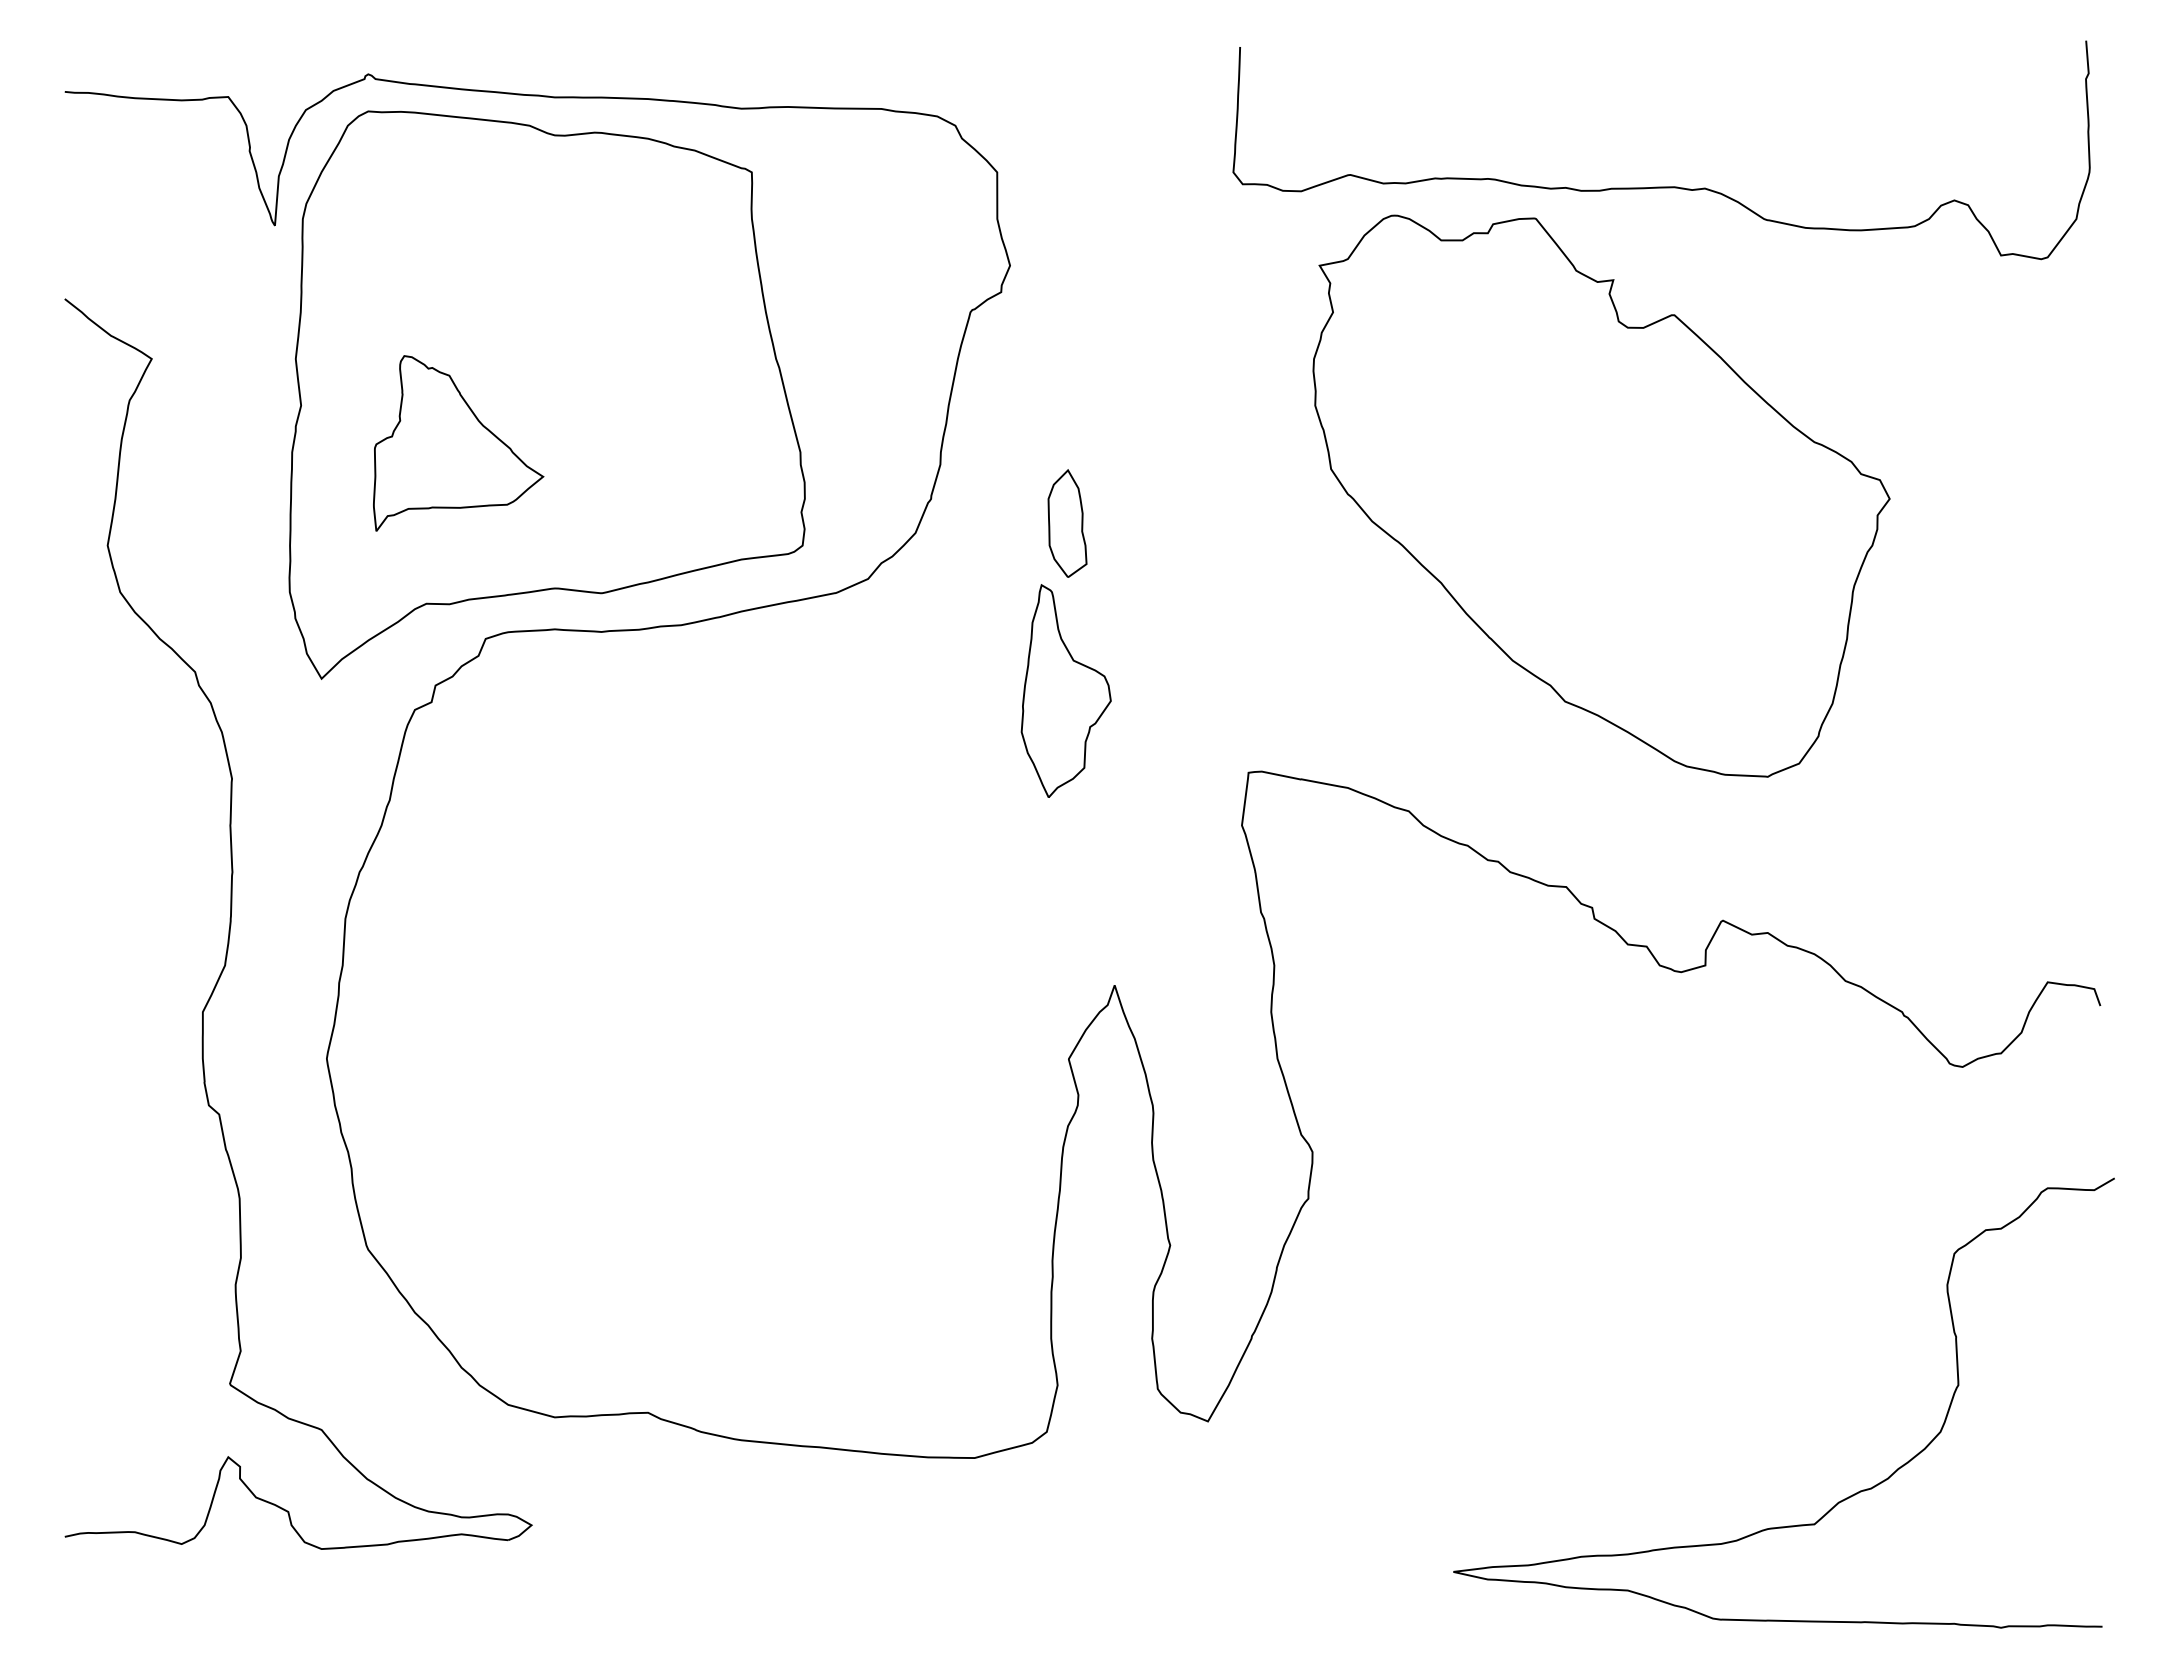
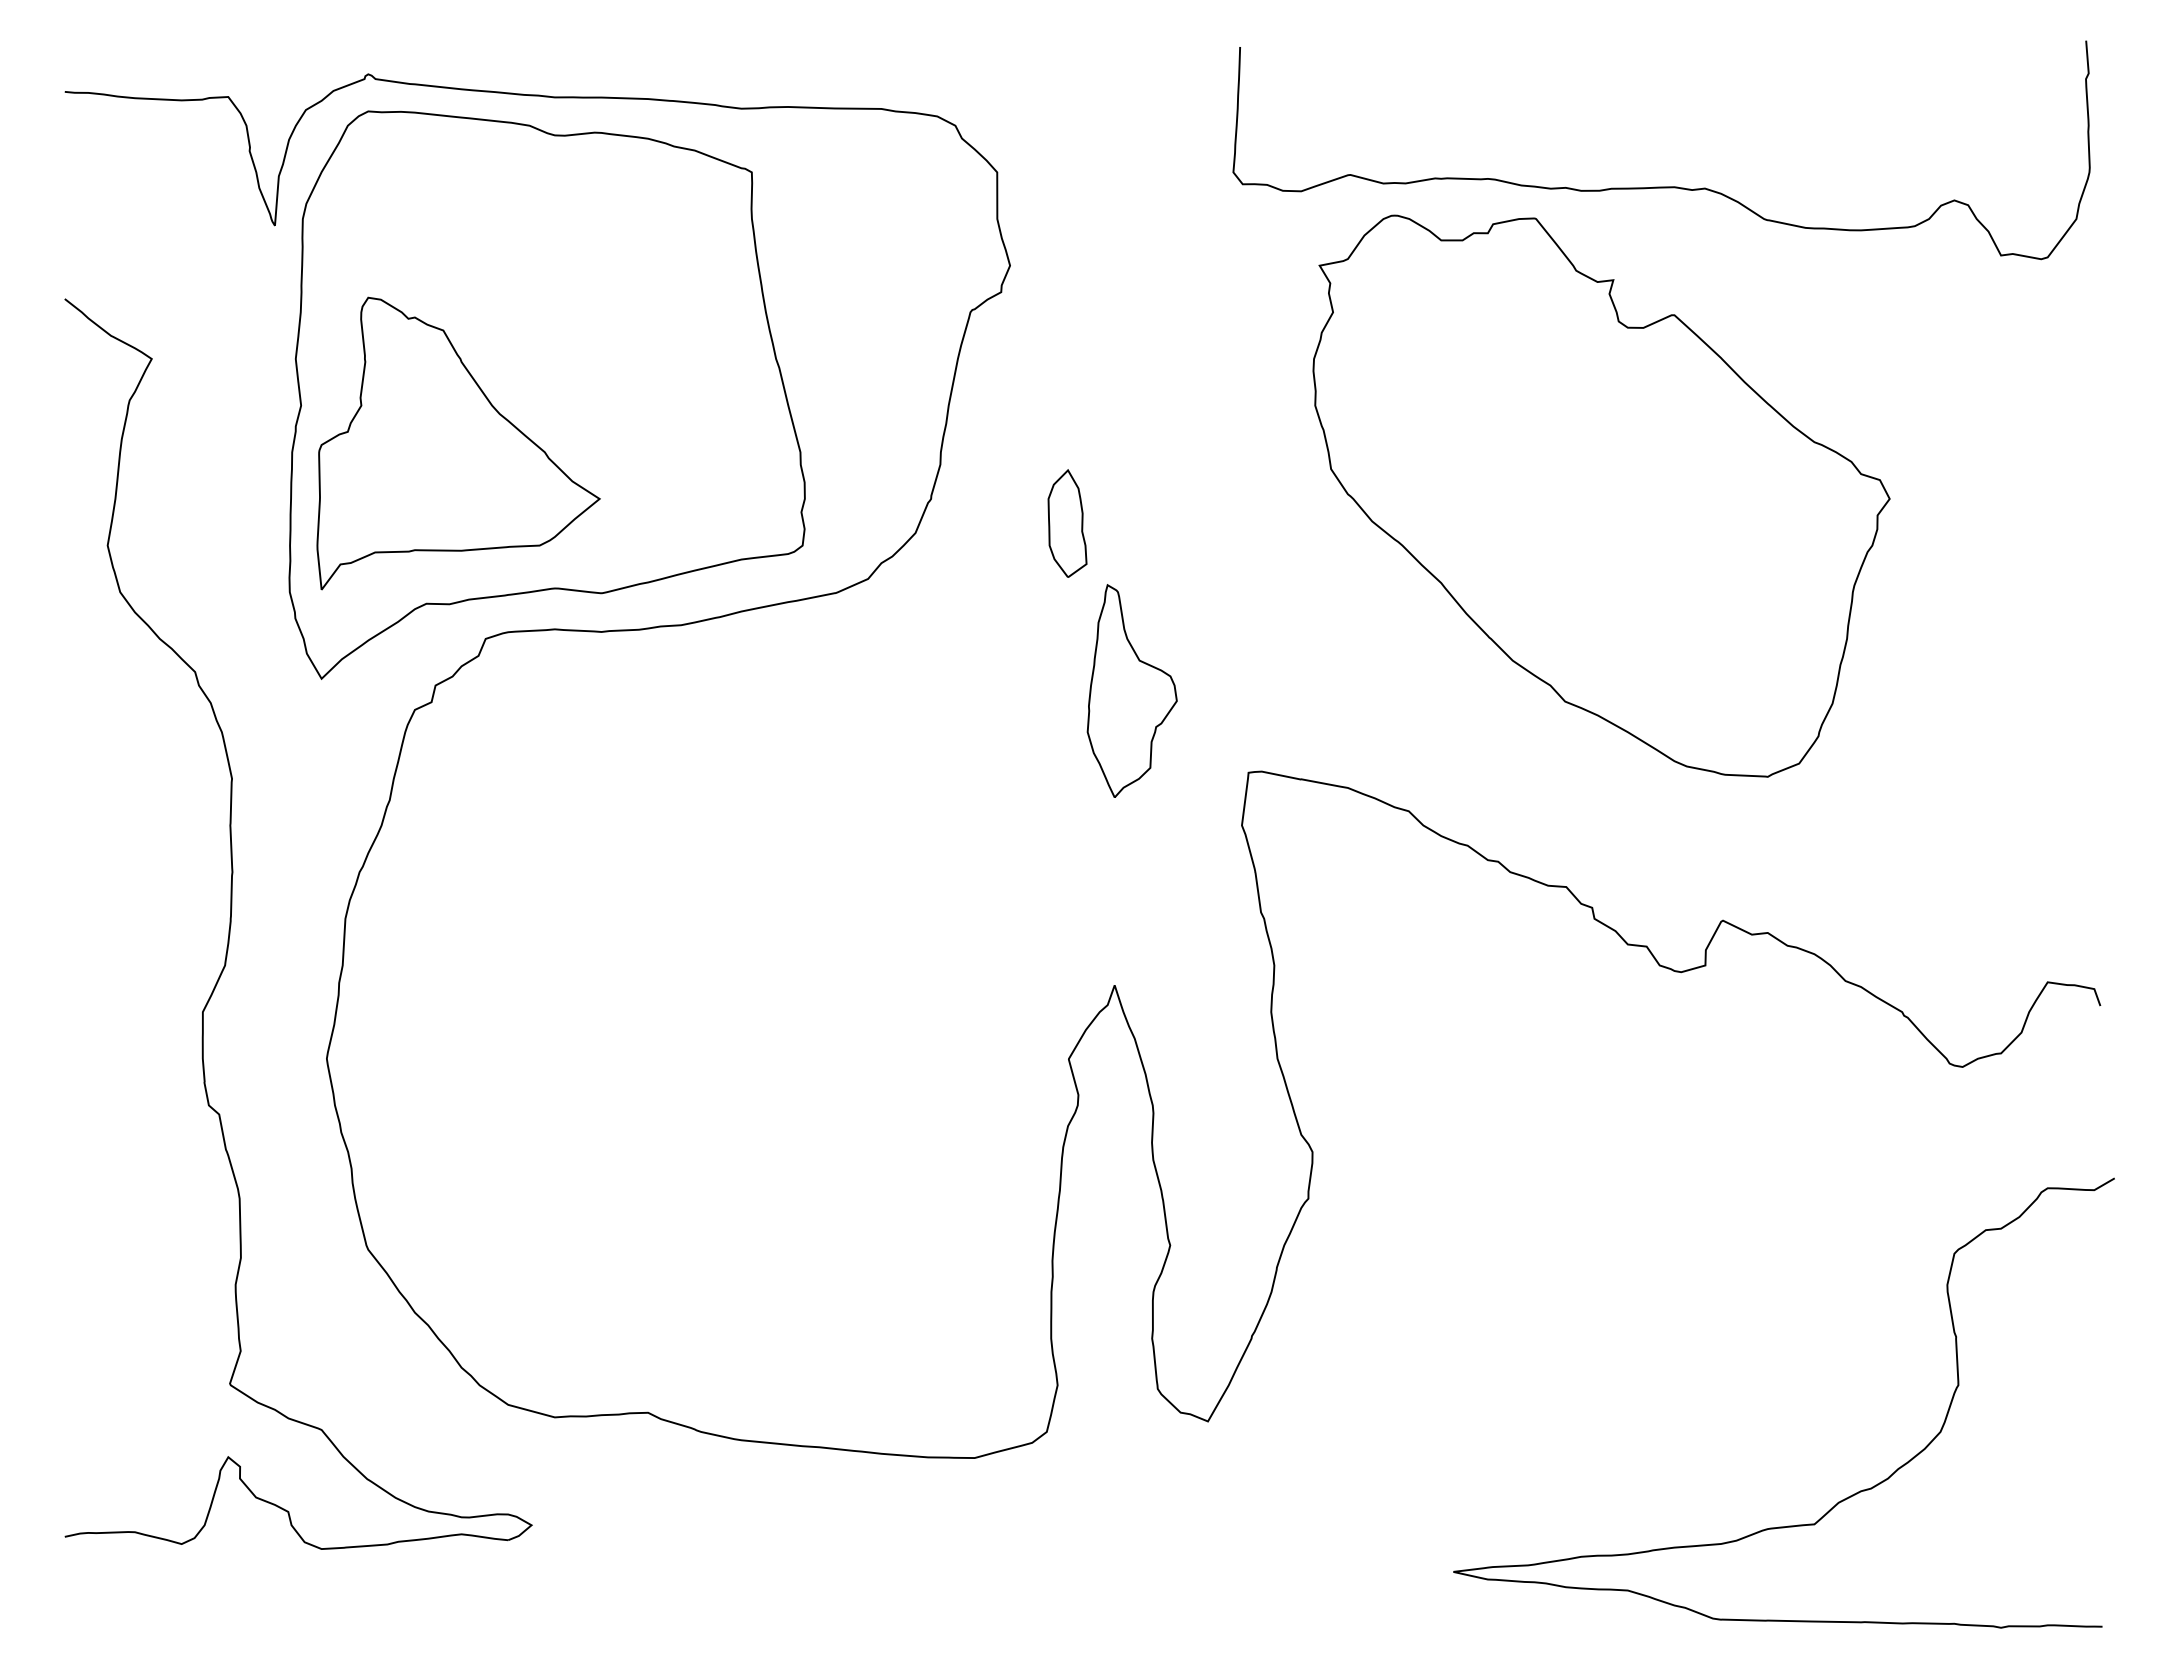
part size: 172x177 px -> 285x295 px (458, 443)
part position: (1065, 690) -> (1131, 690) (1131, 690)
